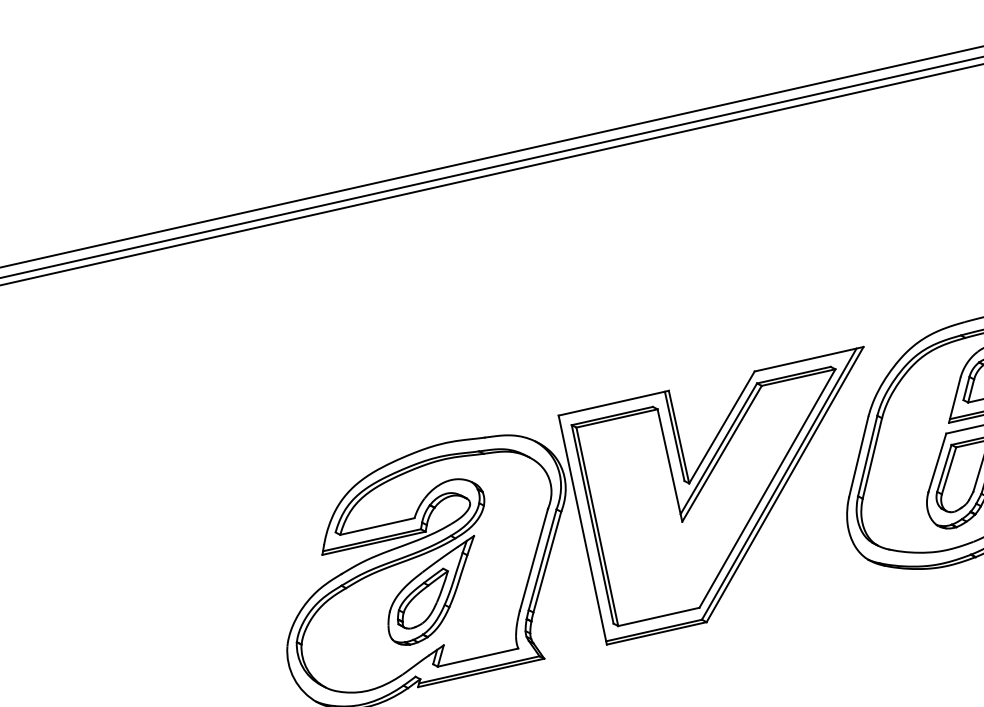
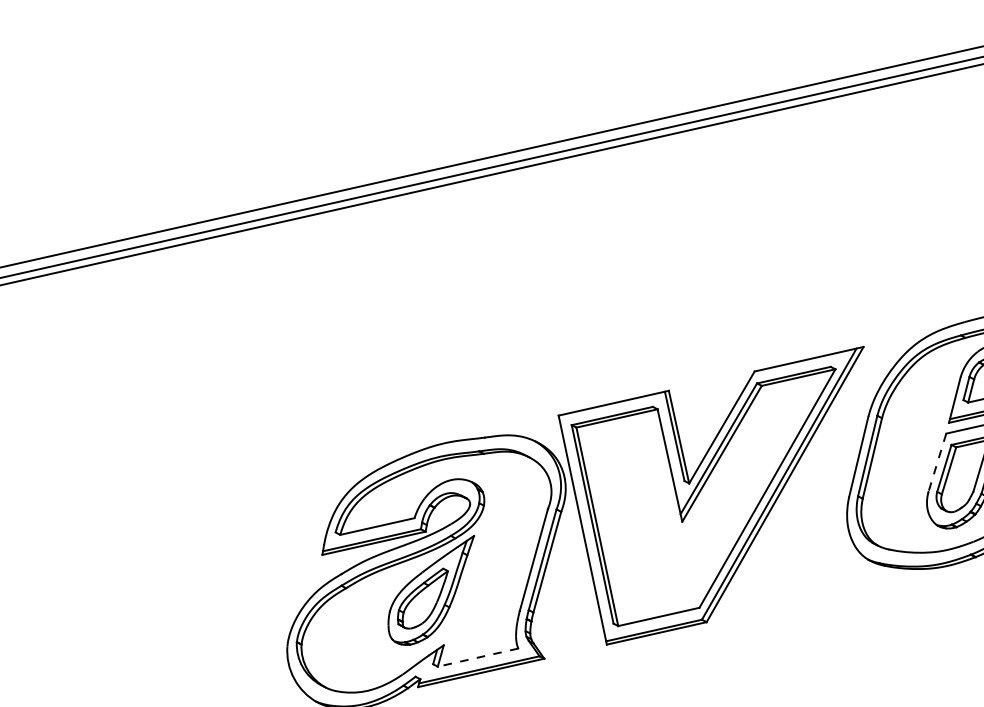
line: solid -> dashed (937, 462)
line: solid -> dashed (477, 657)
